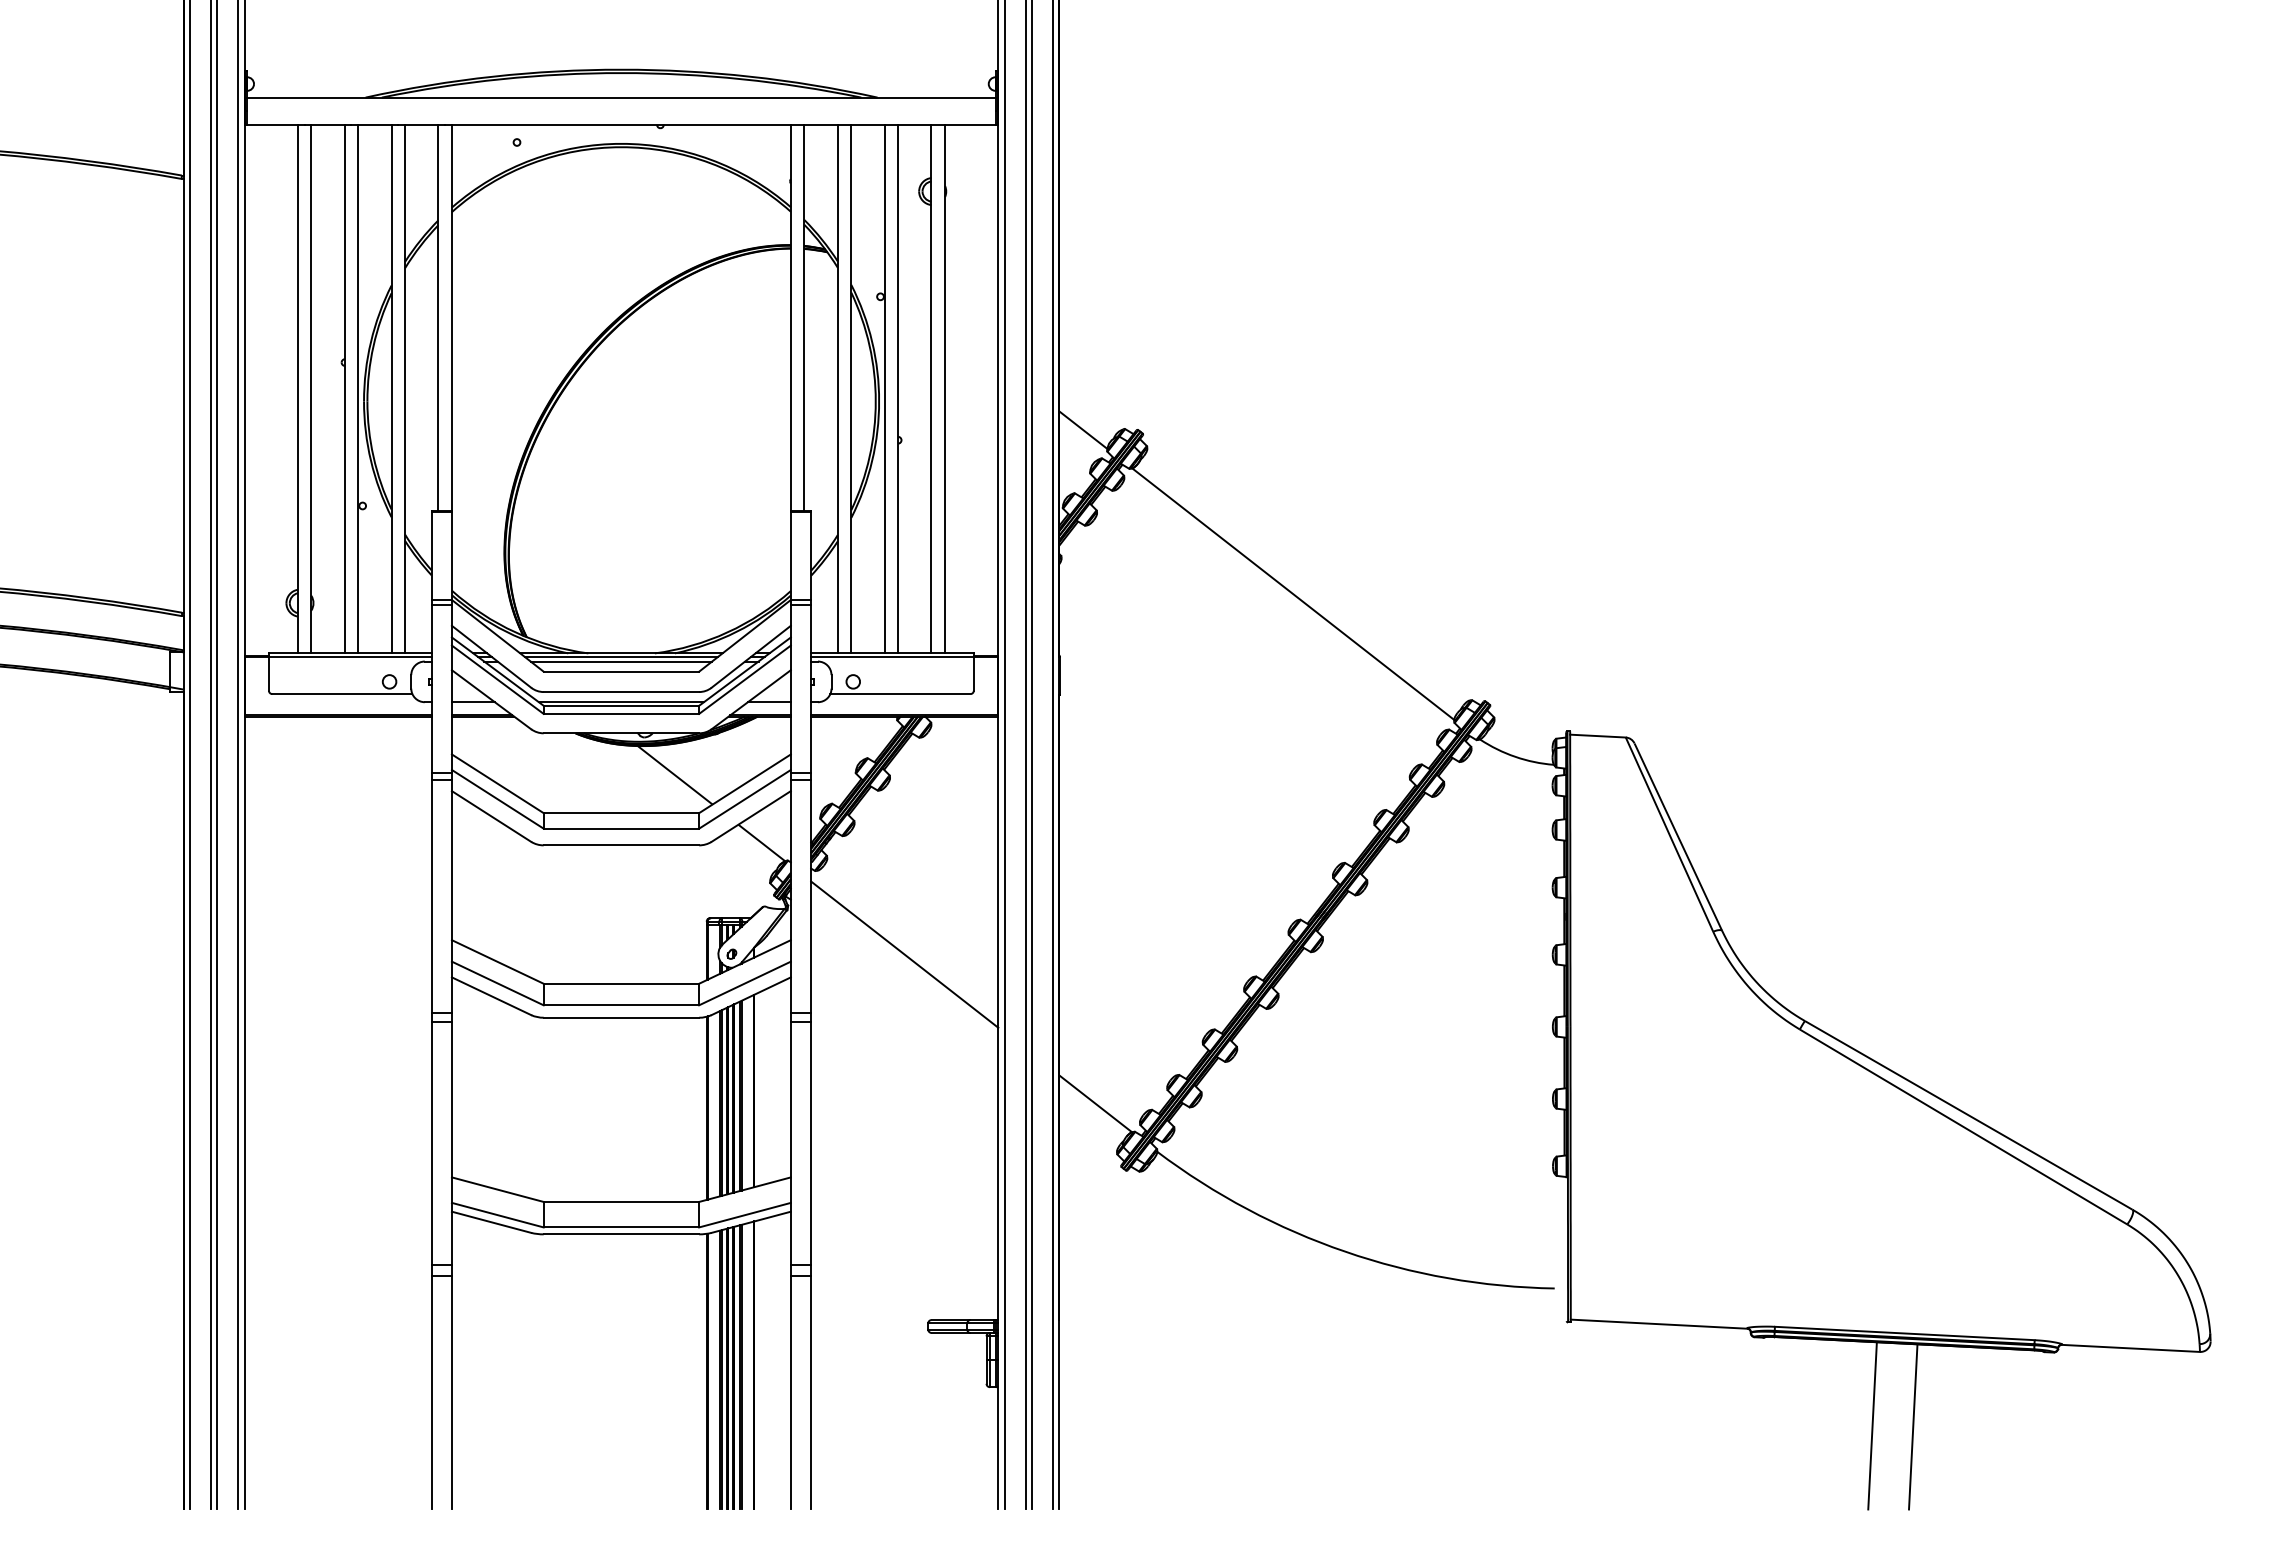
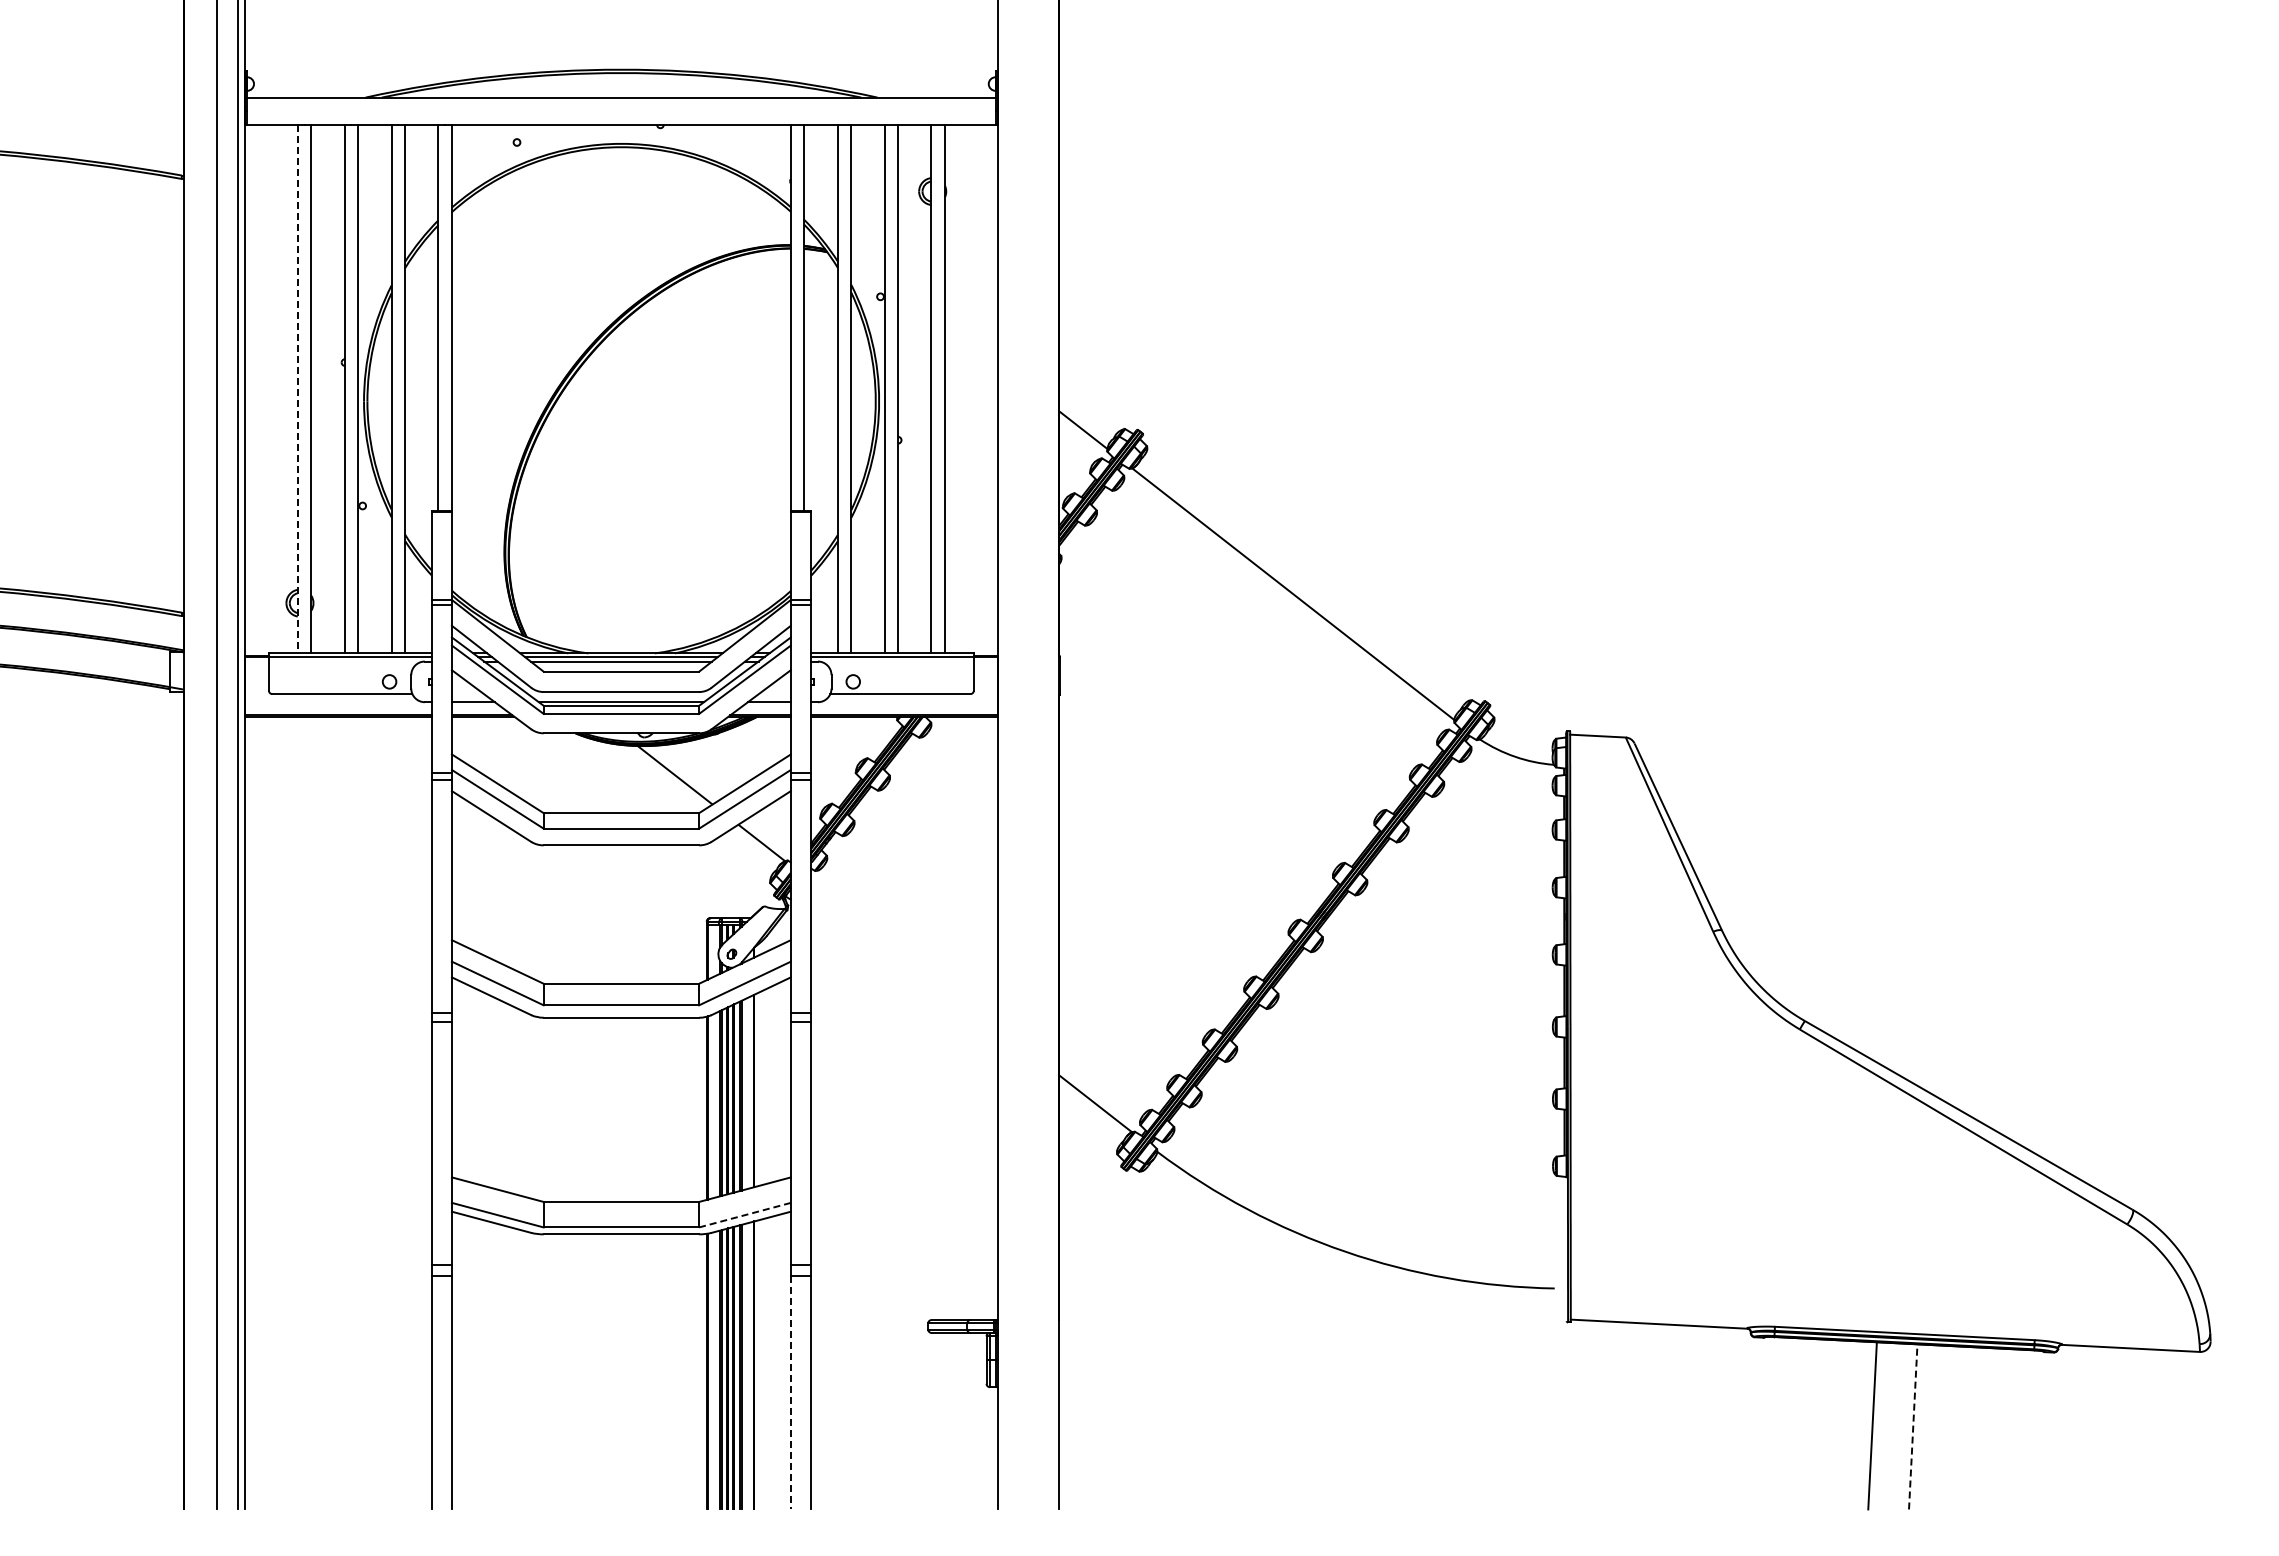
line: solid -> dashed (297, 389)
line: present -> none (190, 755)
line: present -> none (211, 755)
line: present -> none (1005, 755)
line: present -> none (1026, 755)
line: present -> none (1031, 755)
line: present -> none (1052, 755)
line: present -> none (904, 954)
line: solid -> dashed (744, 1215)
line: solid -> dashed (790, 1392)
line: solid -> dashed (1913, 1426)
